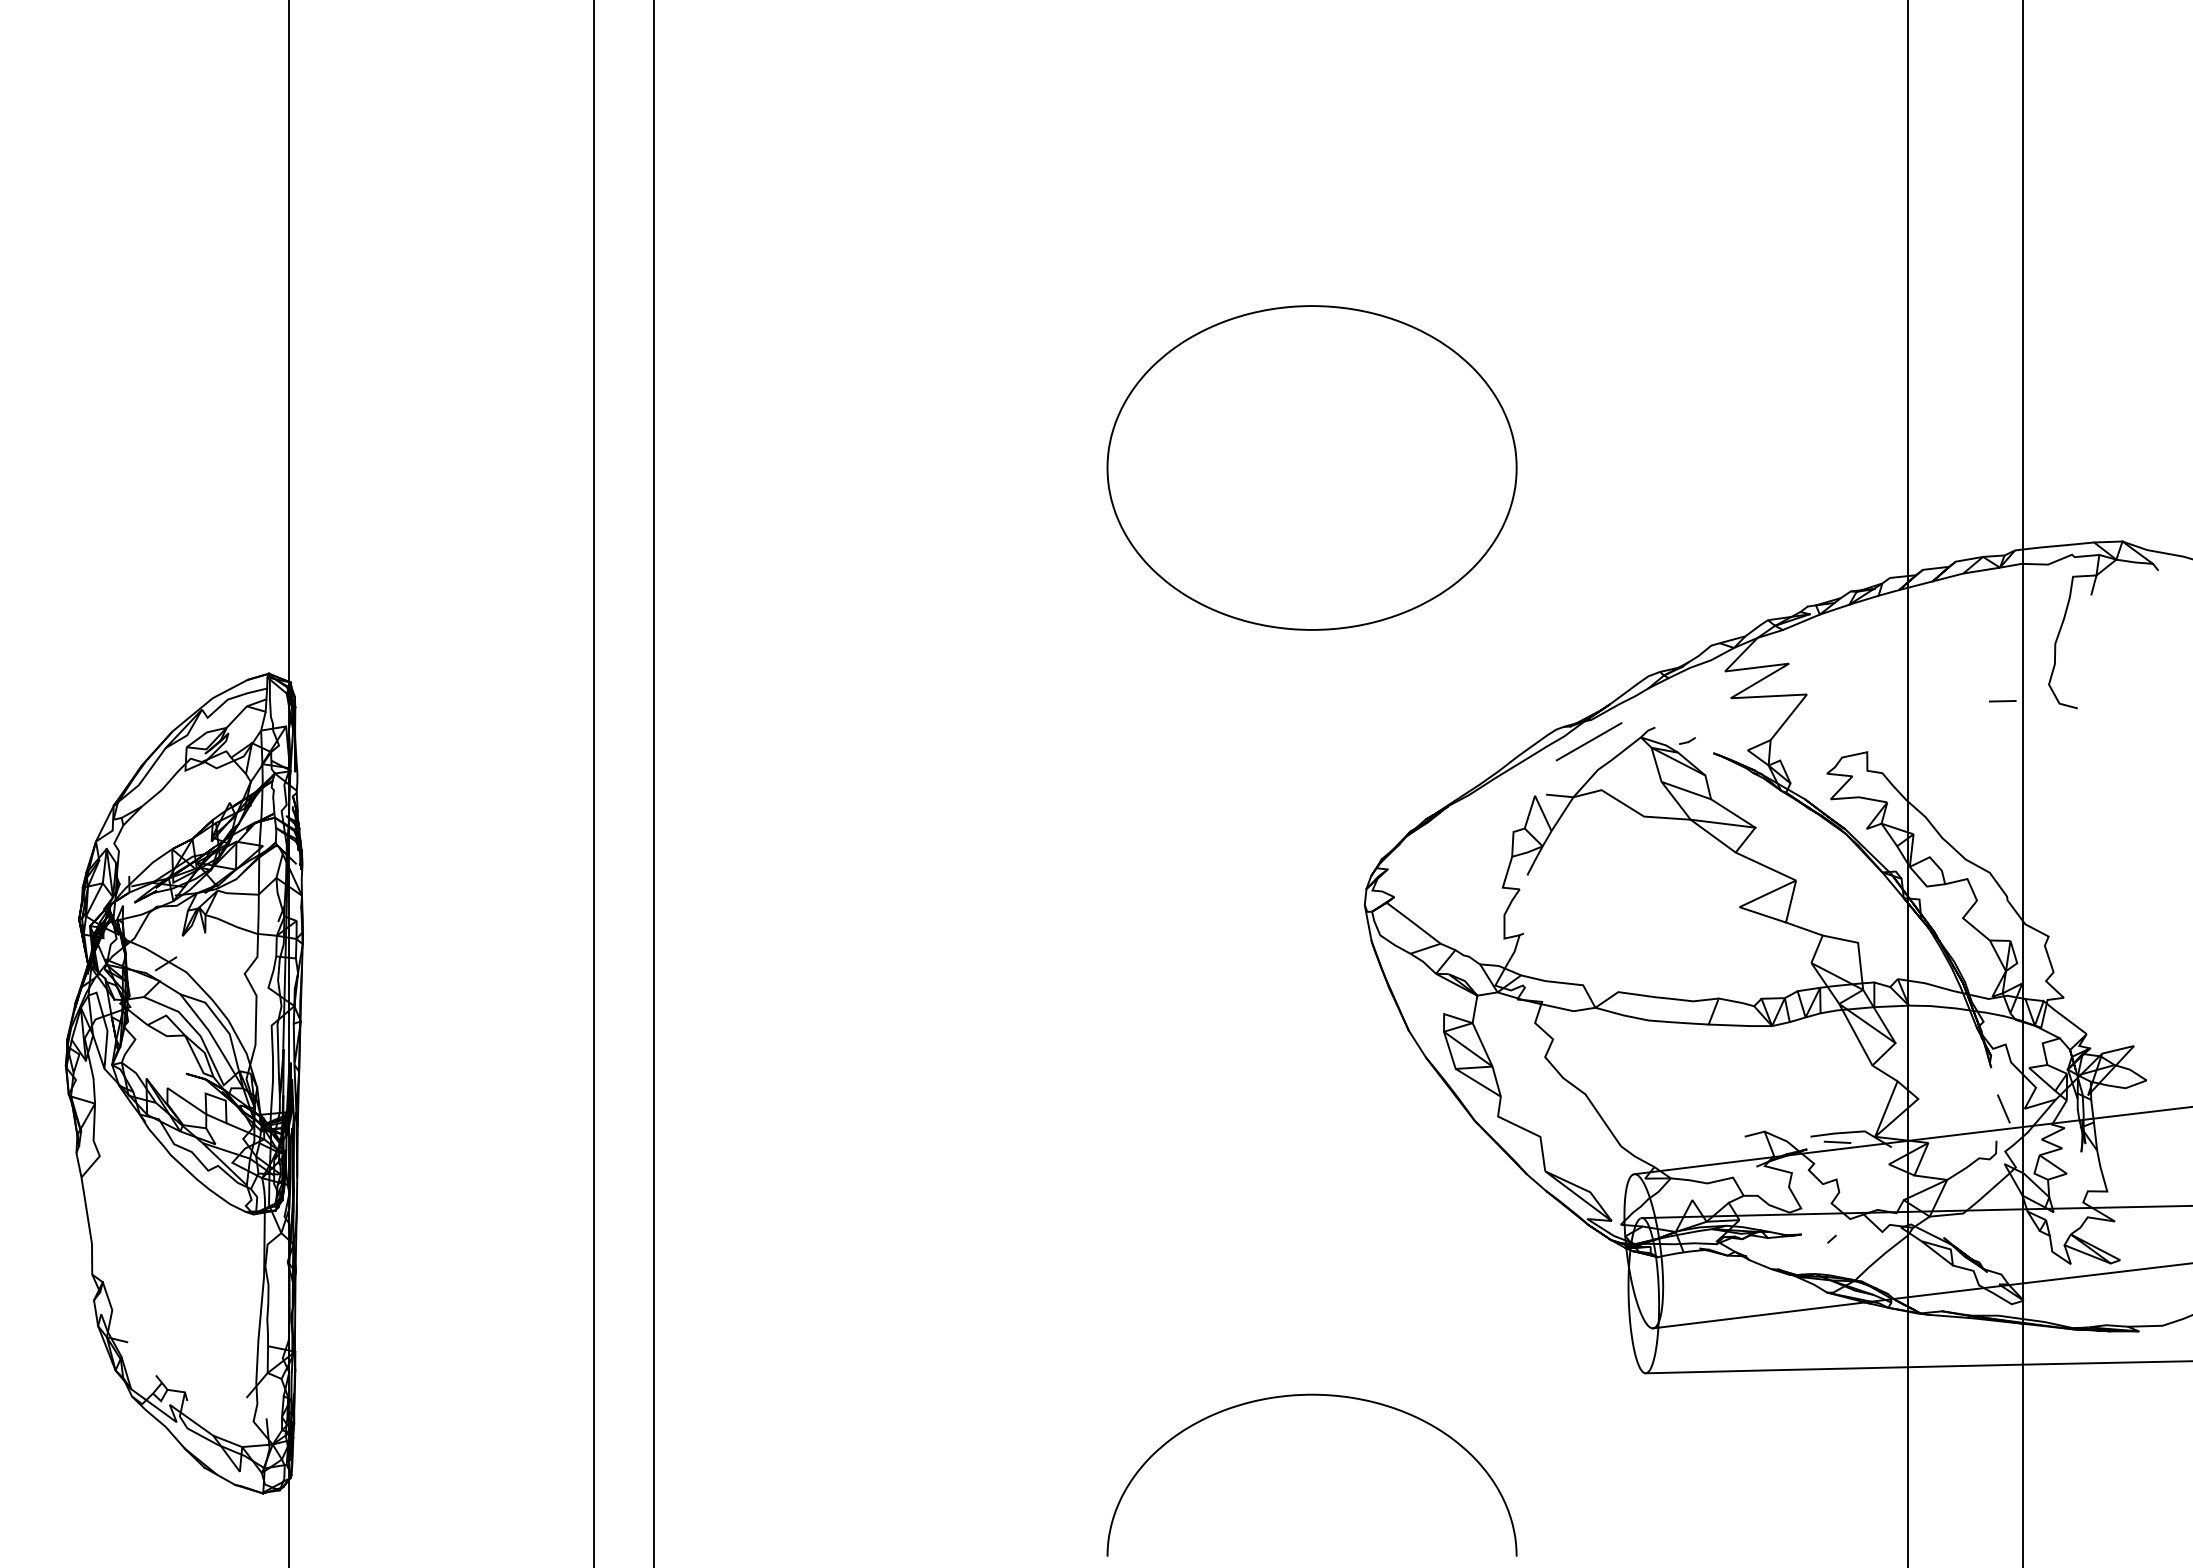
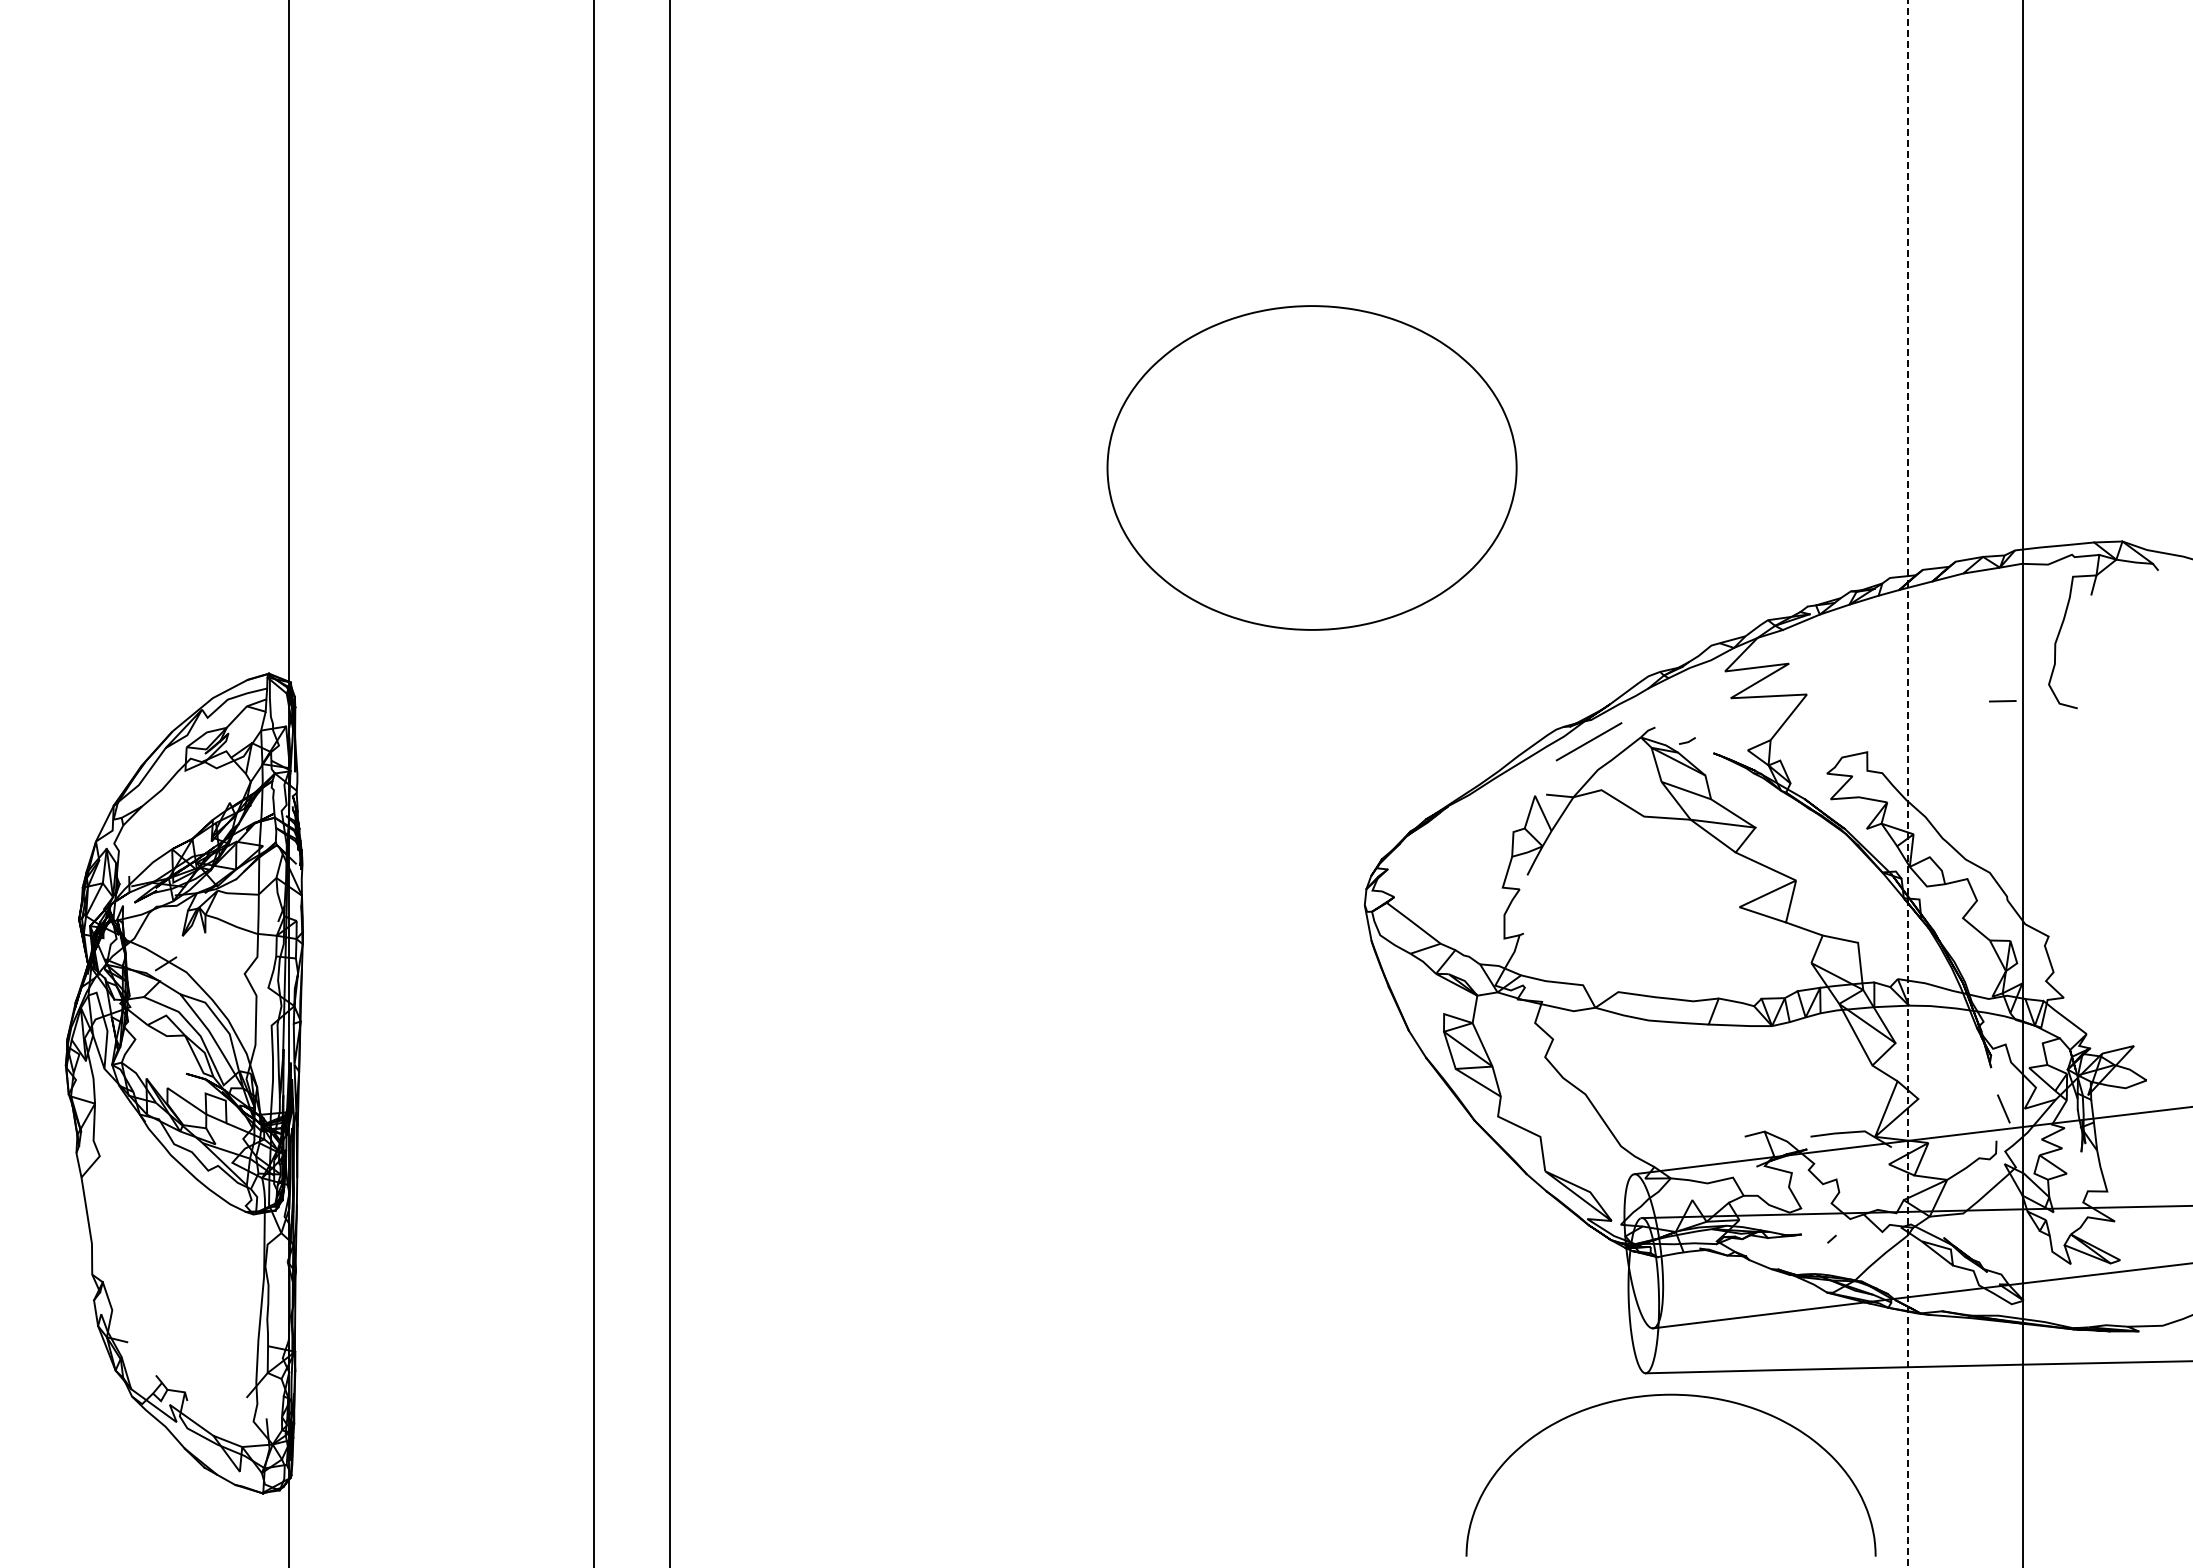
line position: (653, 783) -> (669, 783) (669, 783)
line: solid -> dashed (1907, 783)
line: present -> none (1837, 1142)
curve position: (1311, 1395) -> (1670, 1395) (1670, 1395)
